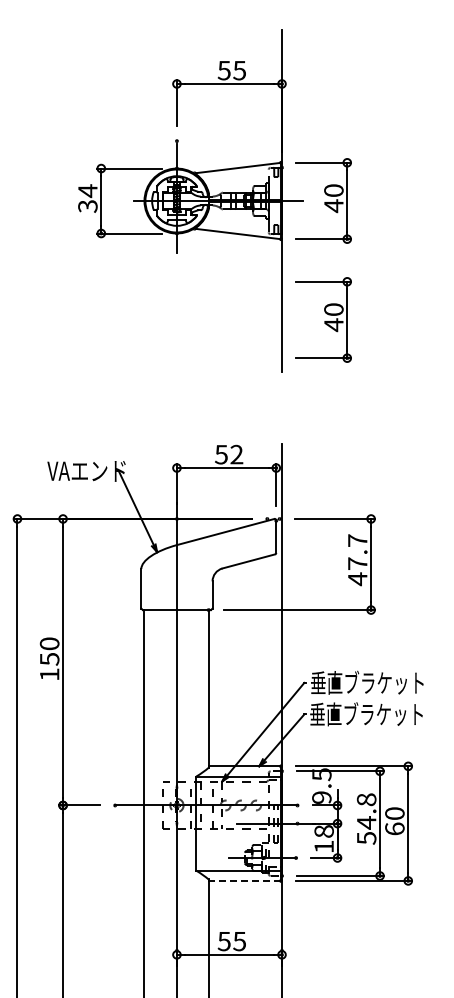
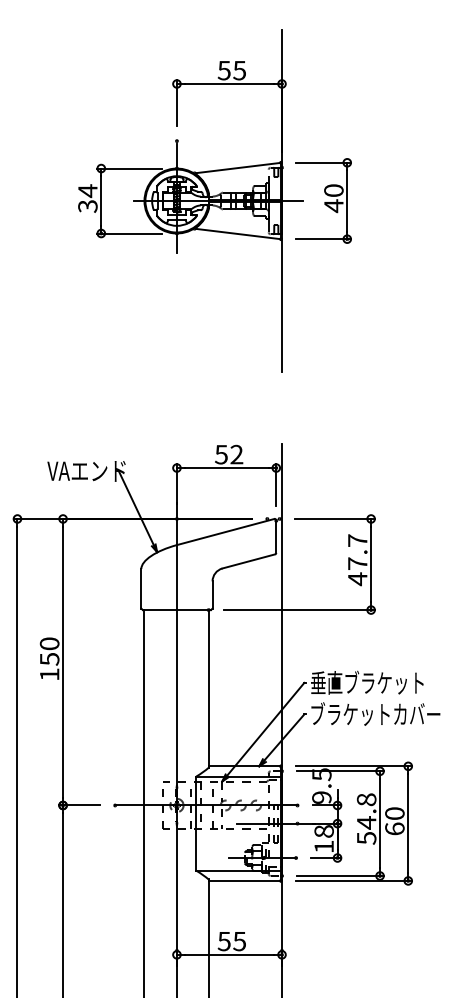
part: present -> none (323, 319)
text: 垂直ブラケット -> ブラケットカバー (375, 714)
line: dashed -> solid (244, 880)
